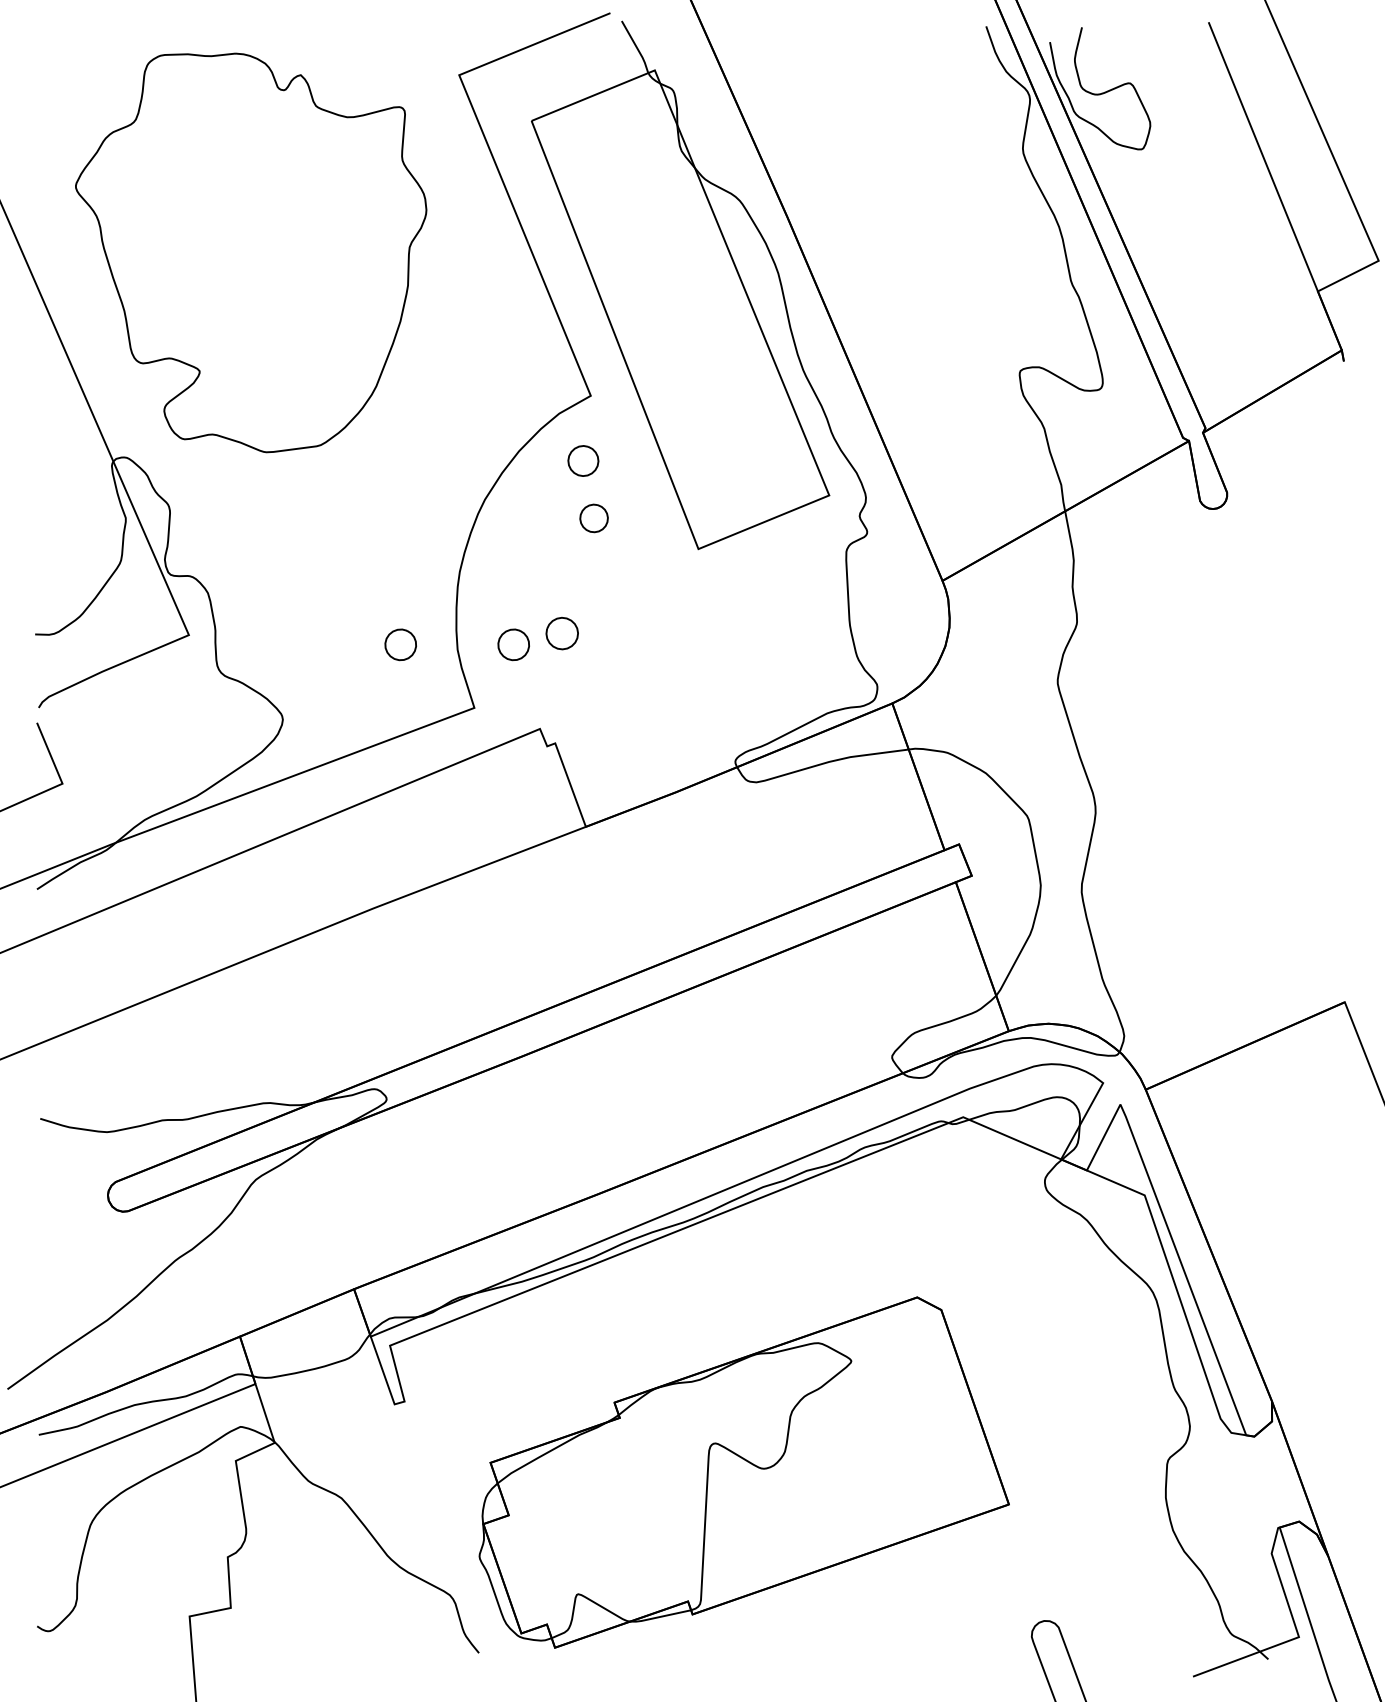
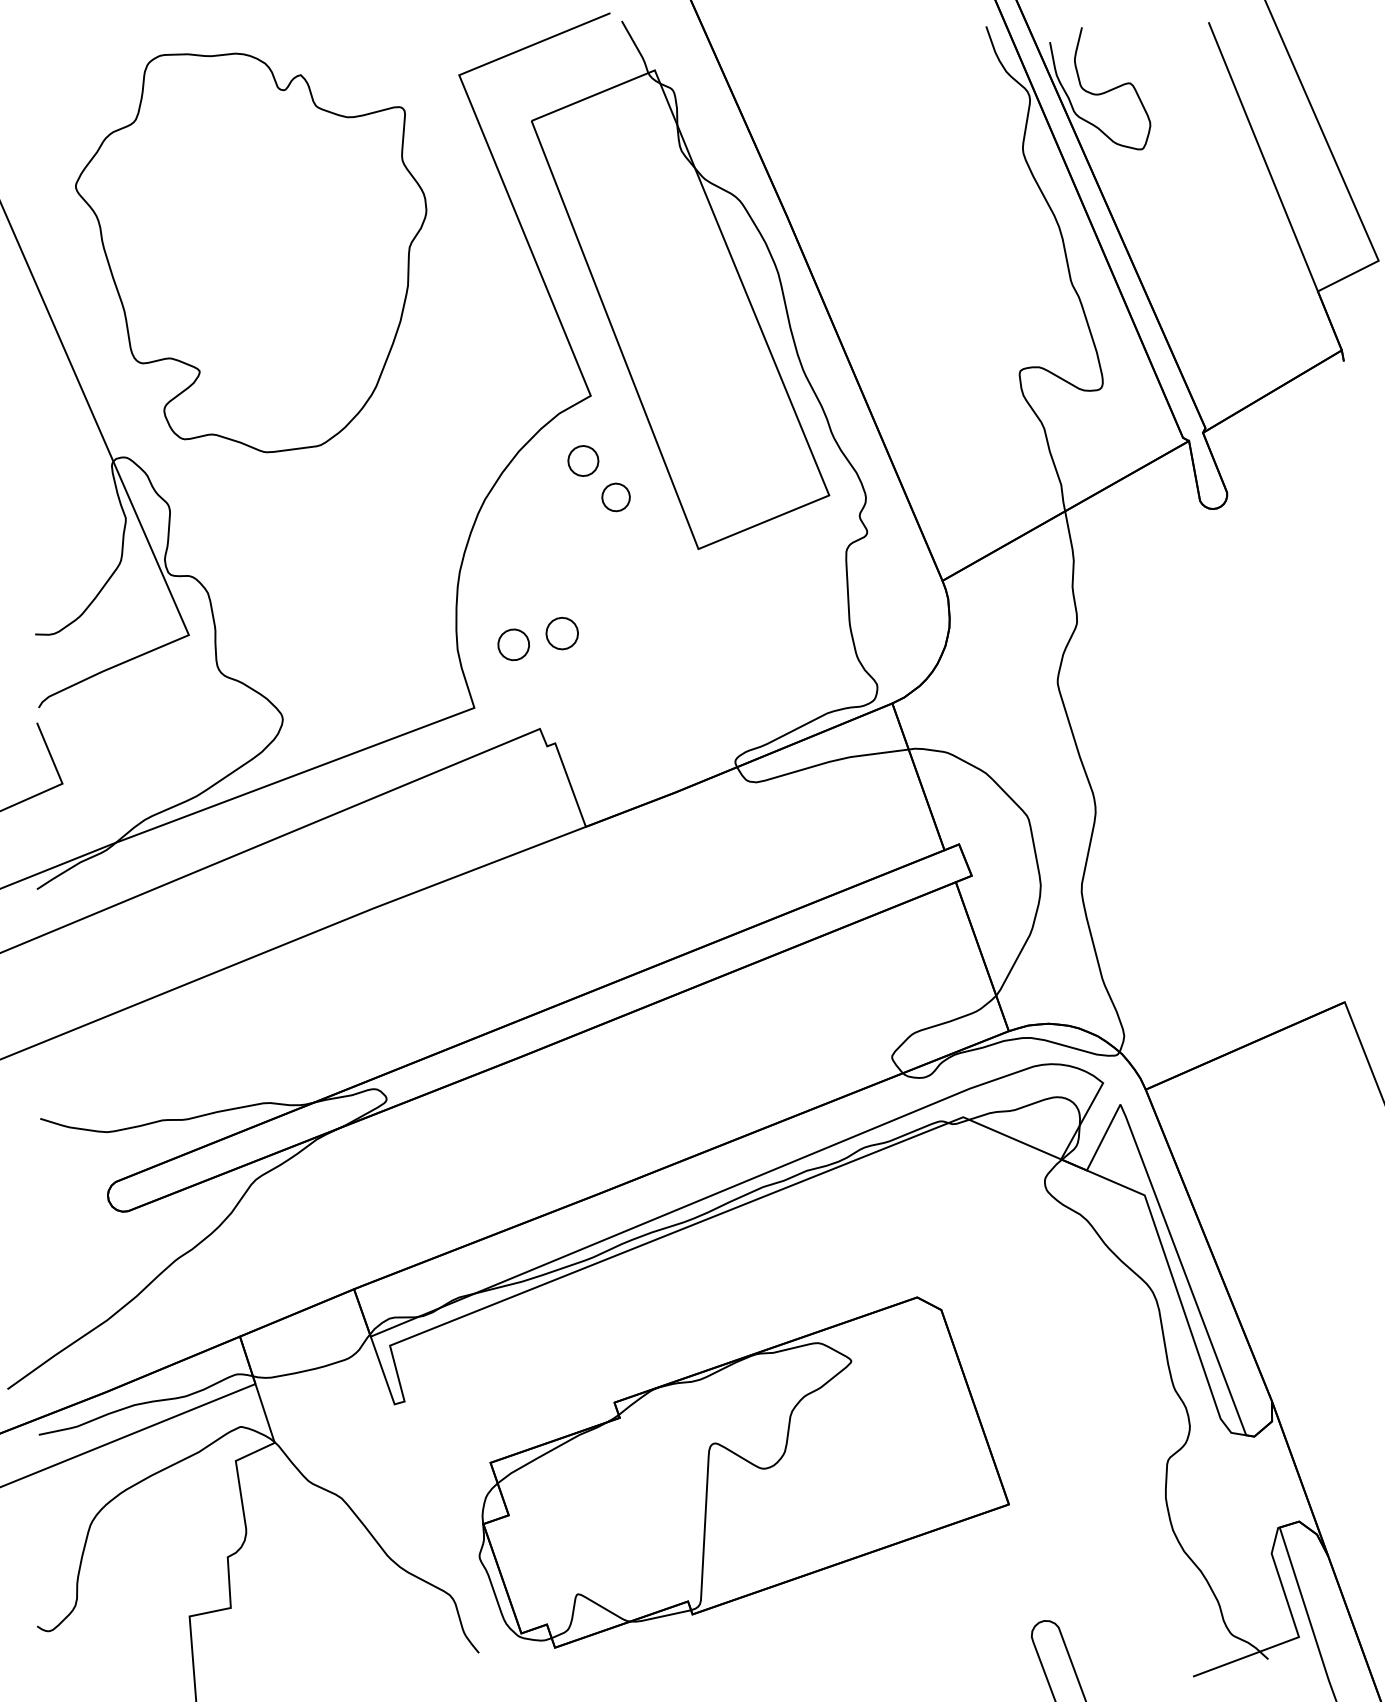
part position: (593, 518) -> (615, 497) (615, 497)
part: present -> none (400, 644)
